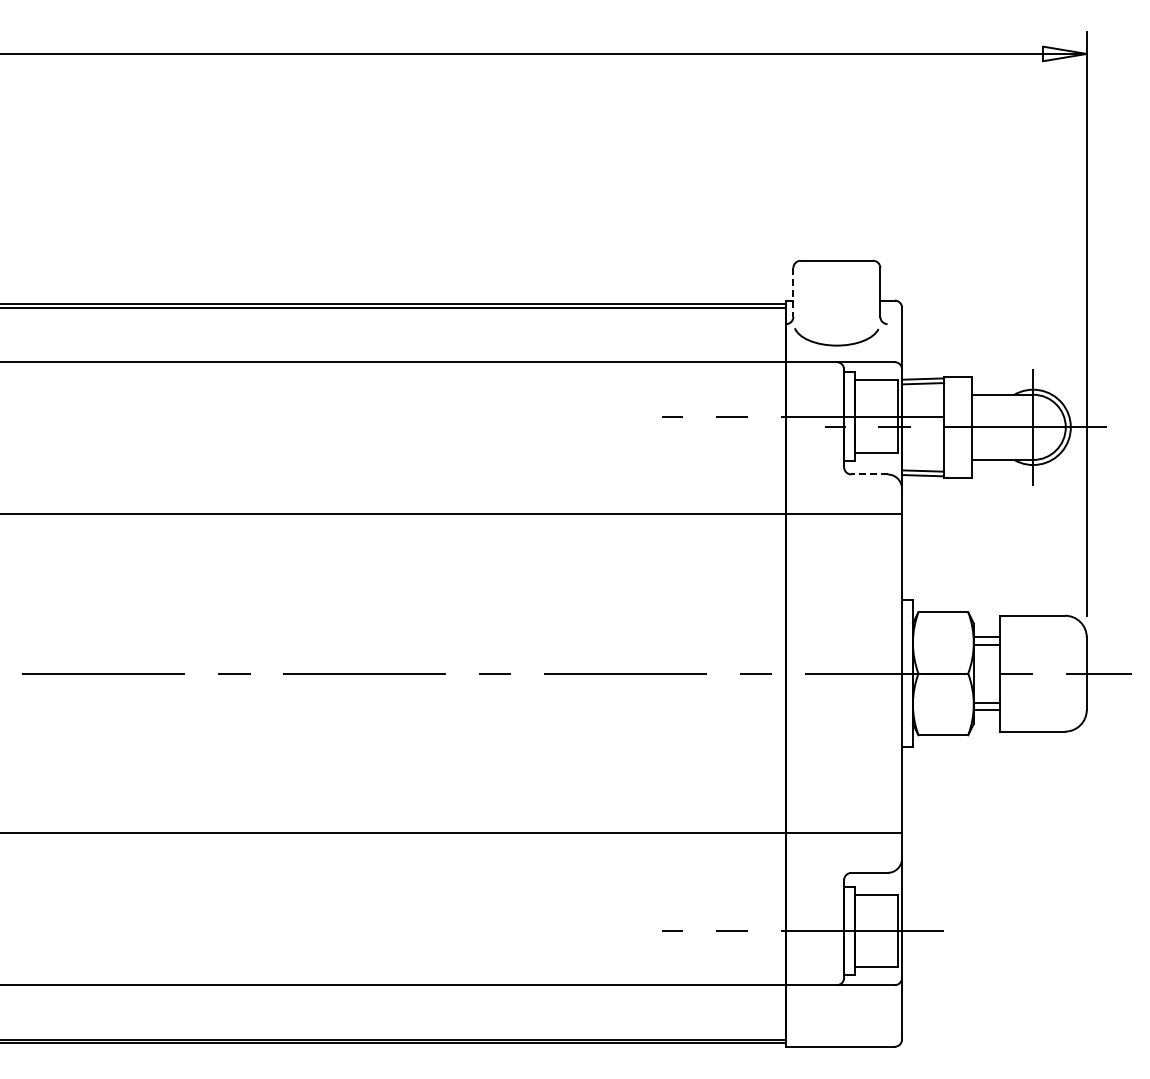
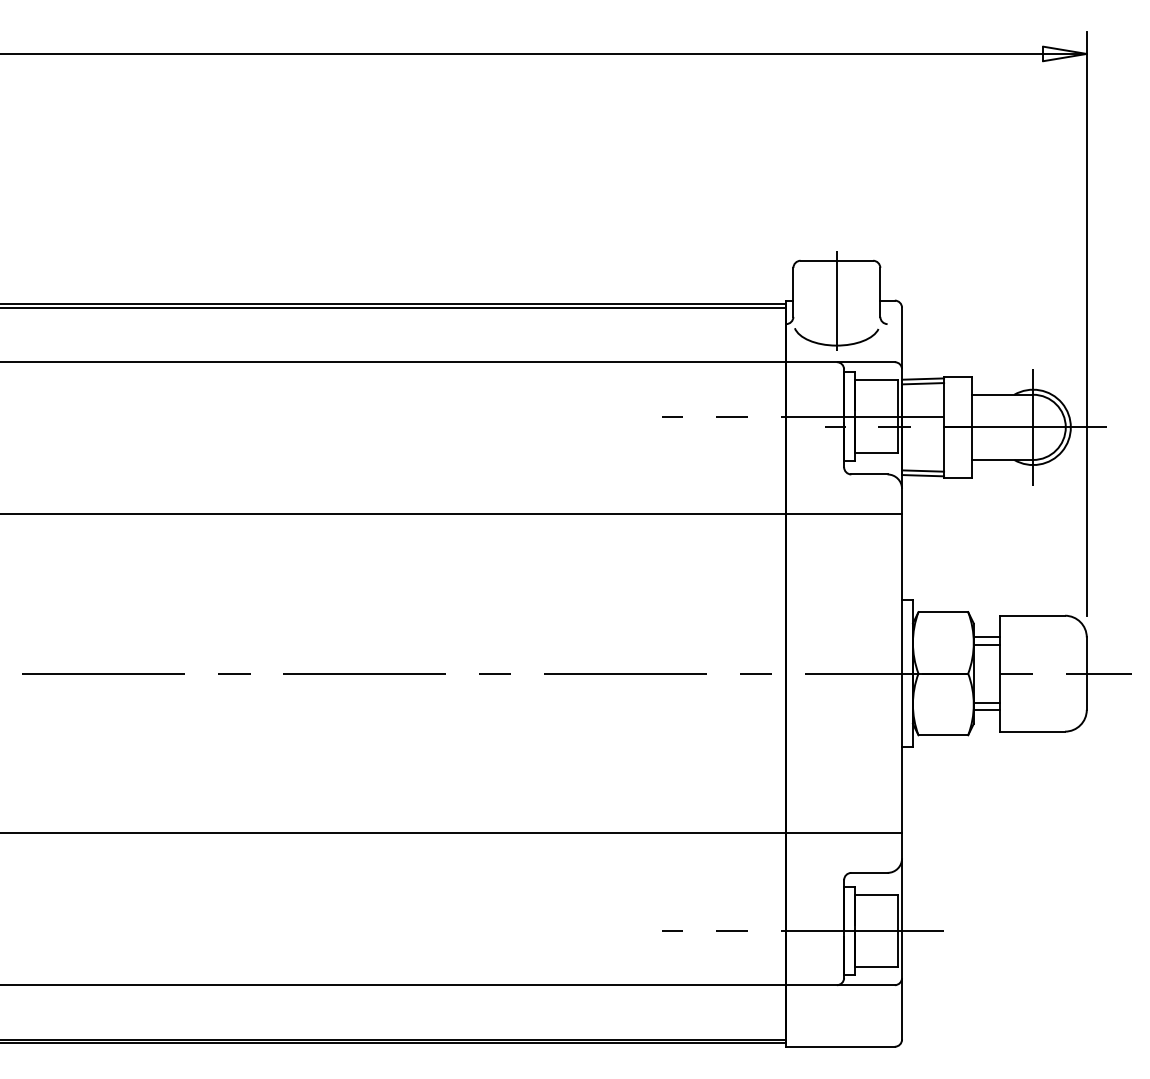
line: dashed -> solid (793, 292)
line: none -> present (836, 301)
line: dashed -> solid (868, 474)
